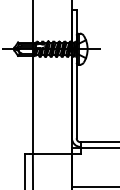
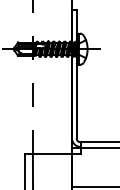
line: solid -> dashed (32, 76)
